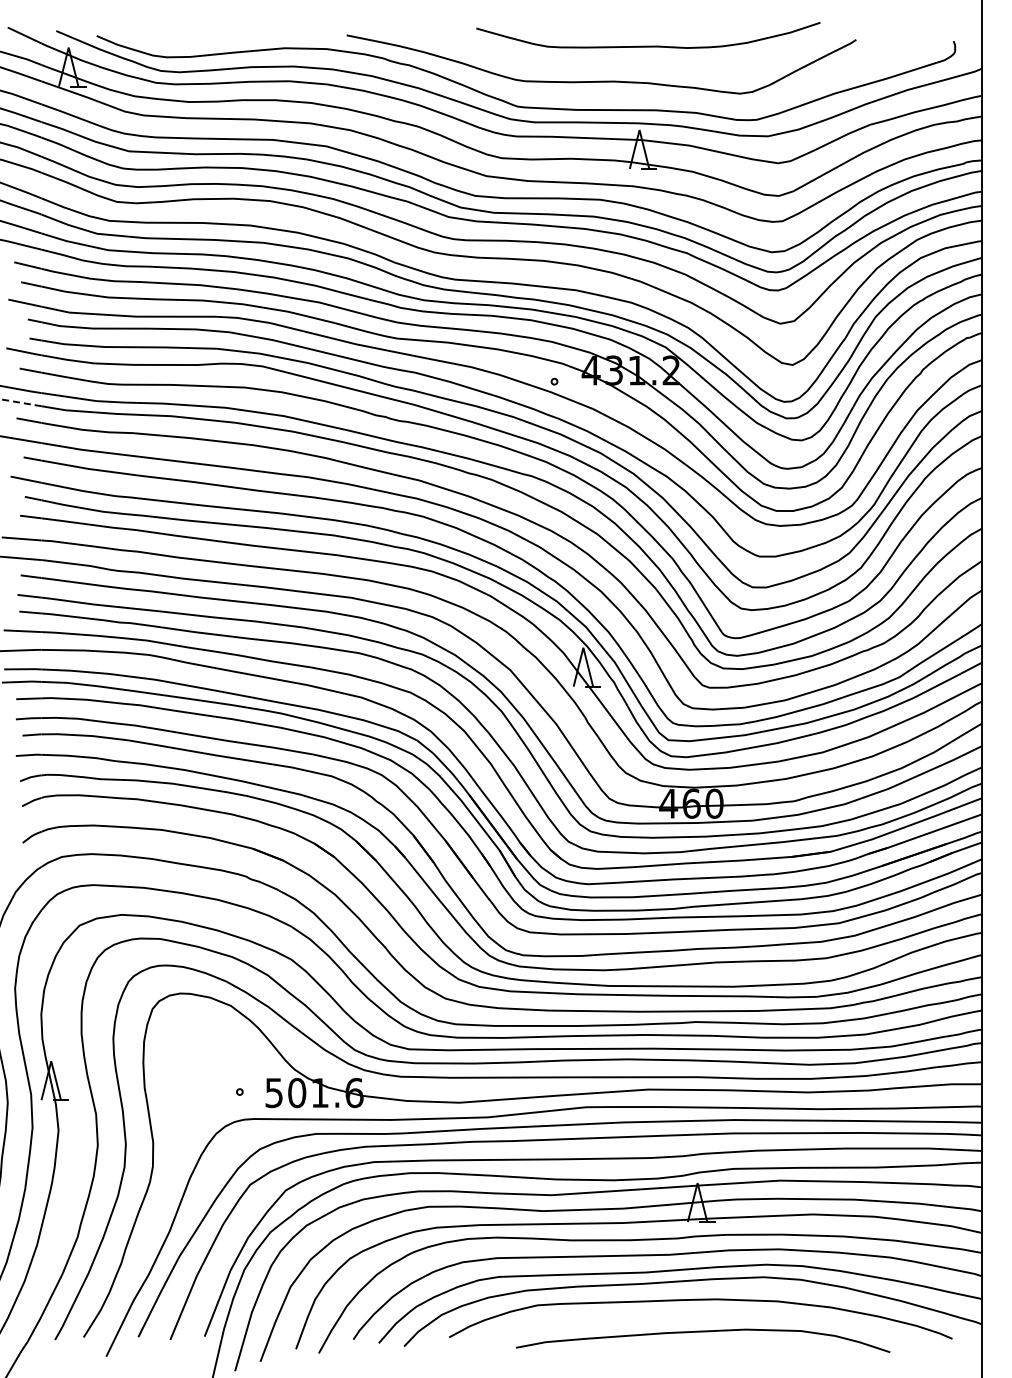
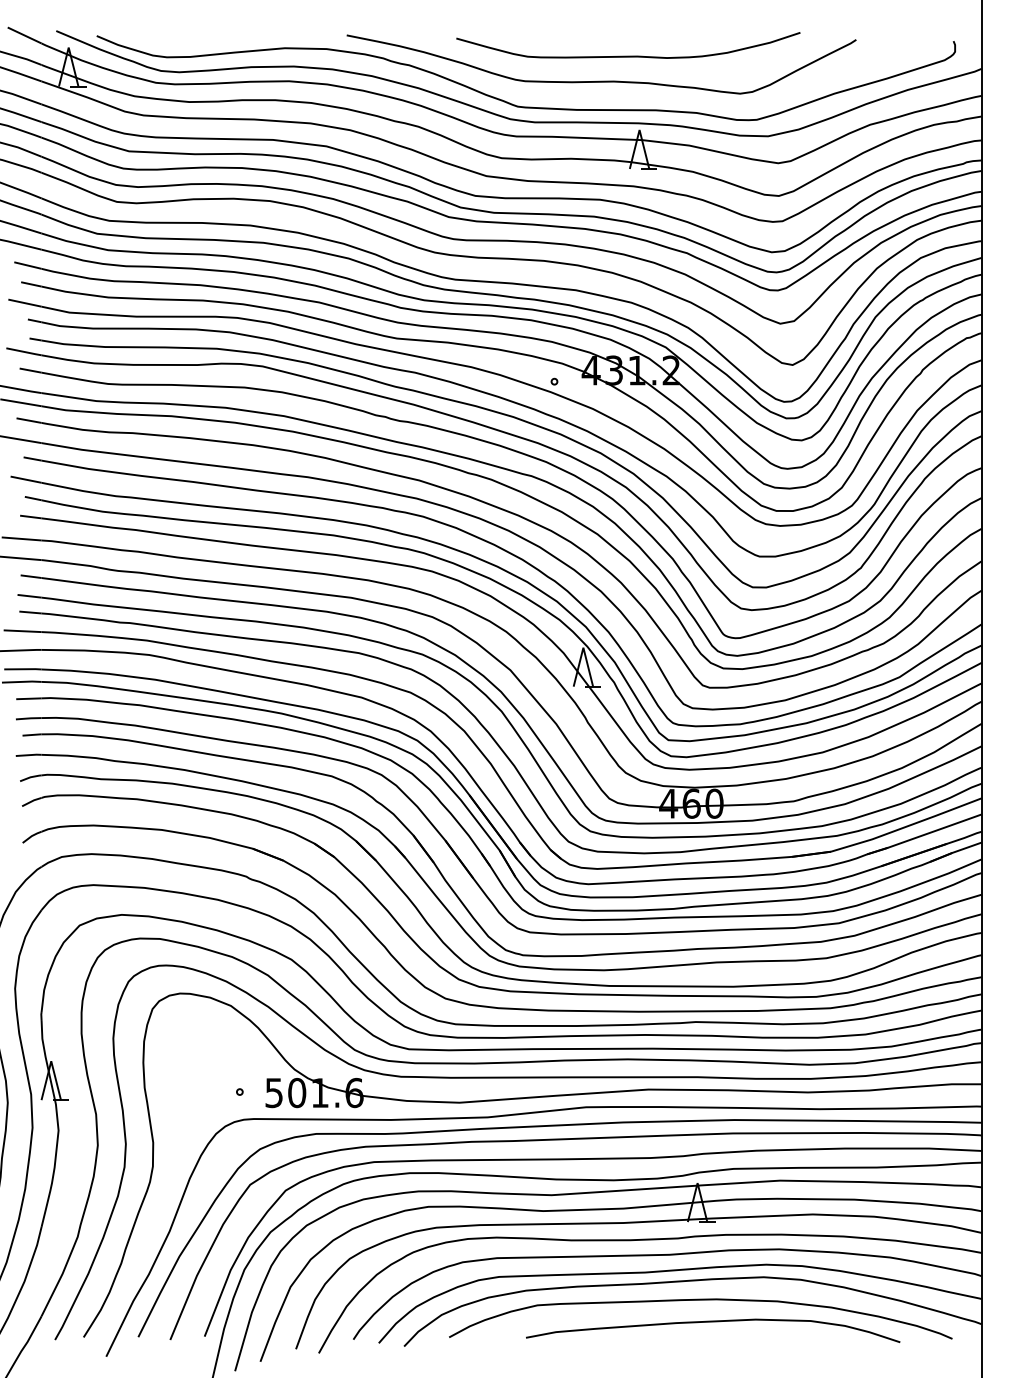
curve position: (648, 45) -> (628, 55) (628, 55)
line: dashed -> solid (20, 402)
curve position: (703, 1332) -> (713, 1322) (713, 1322)
